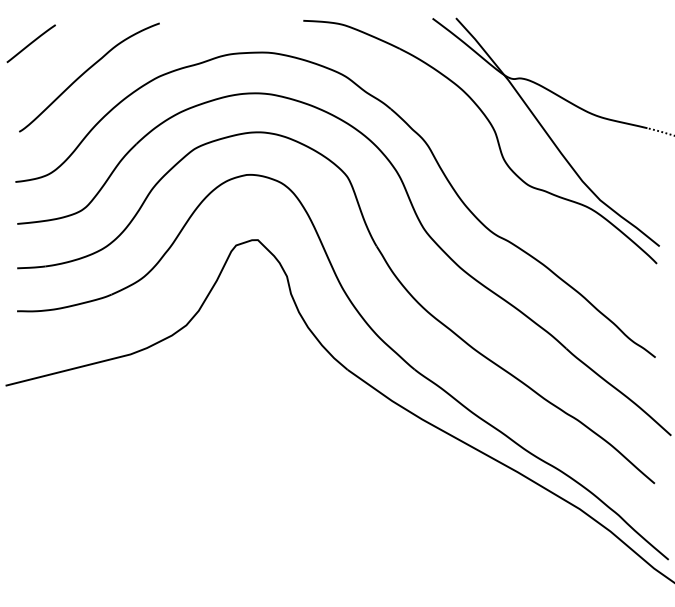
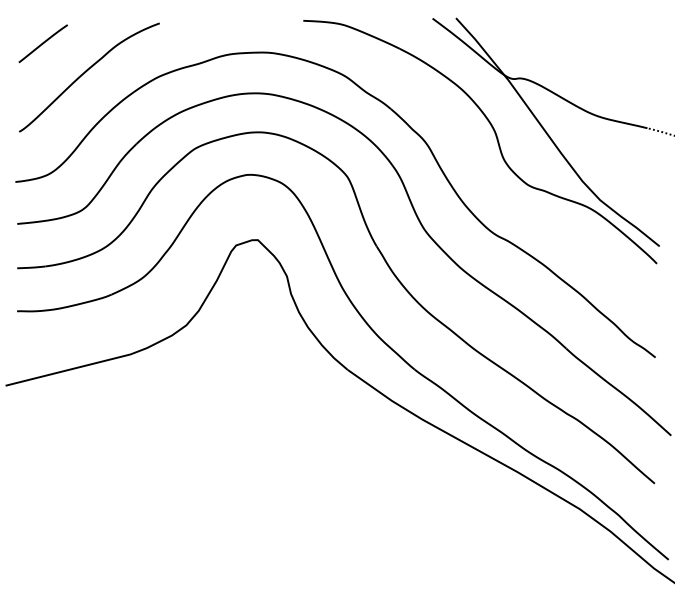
line position: (30, 43) -> (42, 43) (42, 43)
